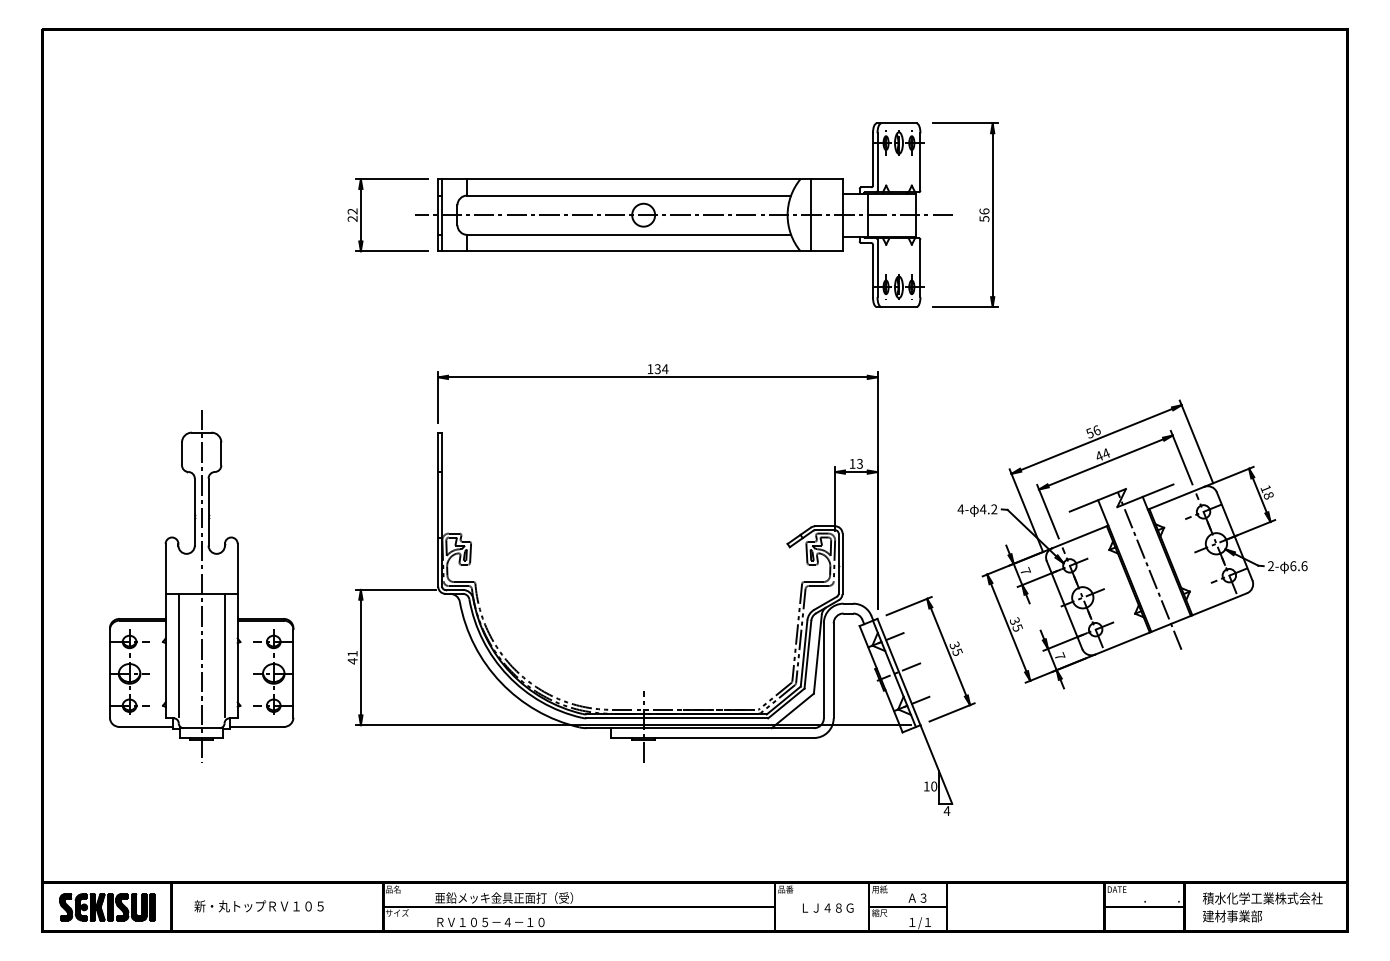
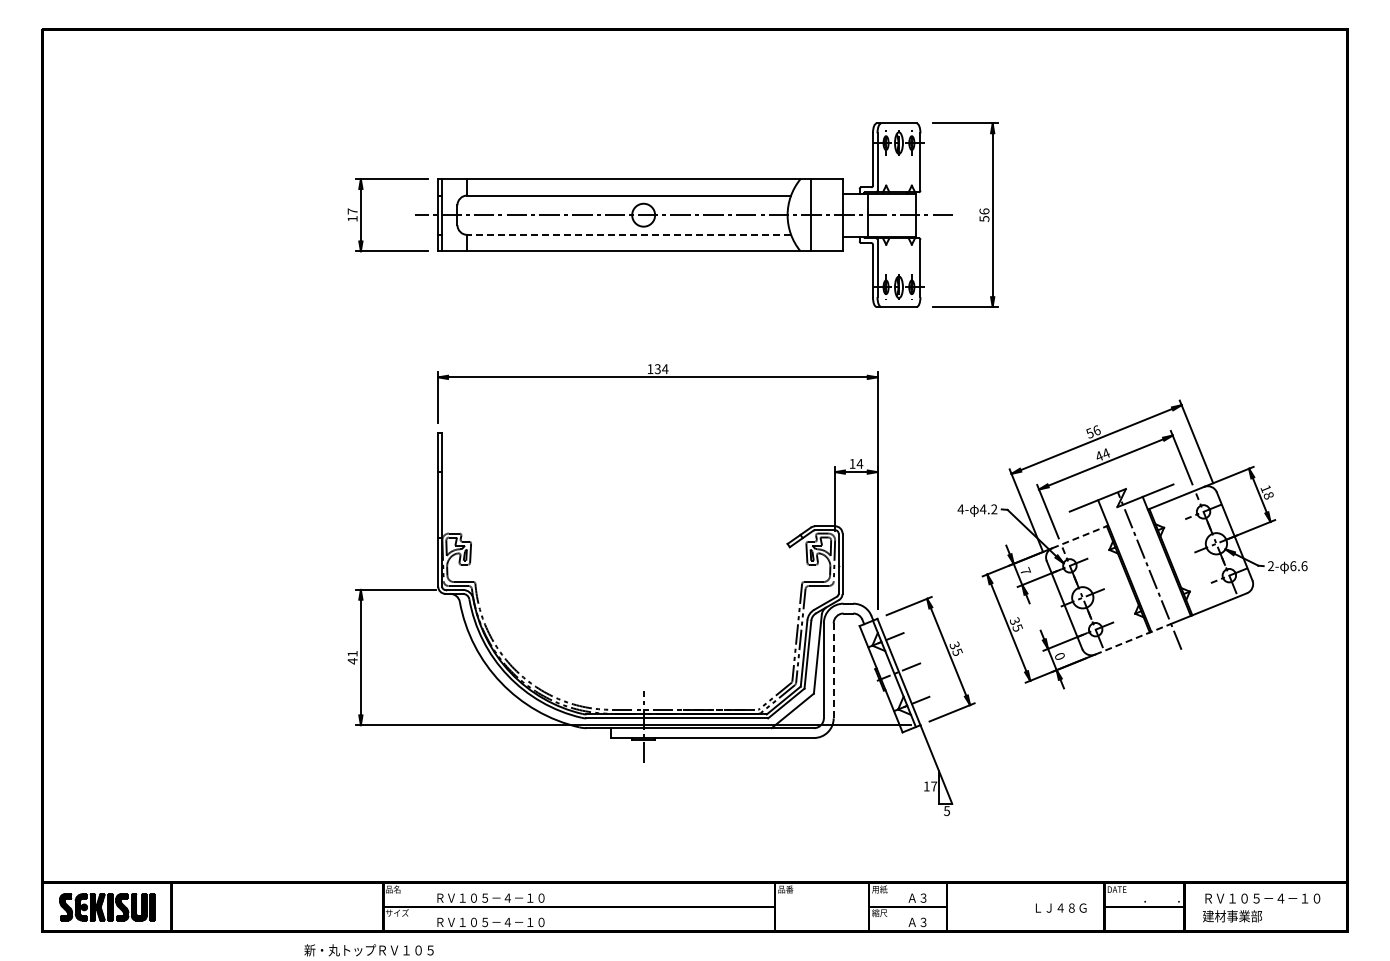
text: 22 -> 17 (352, 214)
line: solid -> dashed (629, 234)
text: 13 -> 14 (859, 463)
line: solid -> dashed (1080, 536)
part: present -> none (201, 586)
line: solid -> dashed (1133, 639)
text: 7 -> 0 (1060, 655)
line: solid -> dashed (833, 670)
text: 10 -> 17 (934, 786)
text: 4 -> 5 (946, 811)
text: 亜鉛メッキ金具正面打（受） -> ＲＶ１０５－４－１０ (504, 897)
text: 積水化学工業株式会社 -> ＲＶ１０５－４－１０ (1262, 898)
text position: (258, 906) -> (368, 950) (368, 950)
text position: (828, 907) -> (1061, 907) (1061, 907)
text: １/１ -> Ａ３ (919, 923)
